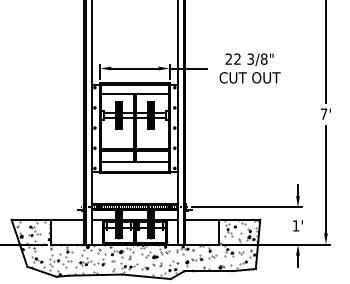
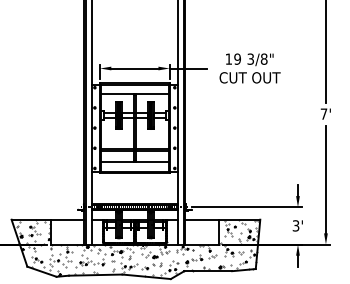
text: 22 -> 19 (232, 58)
text: 1' -> 3' (295, 225)
